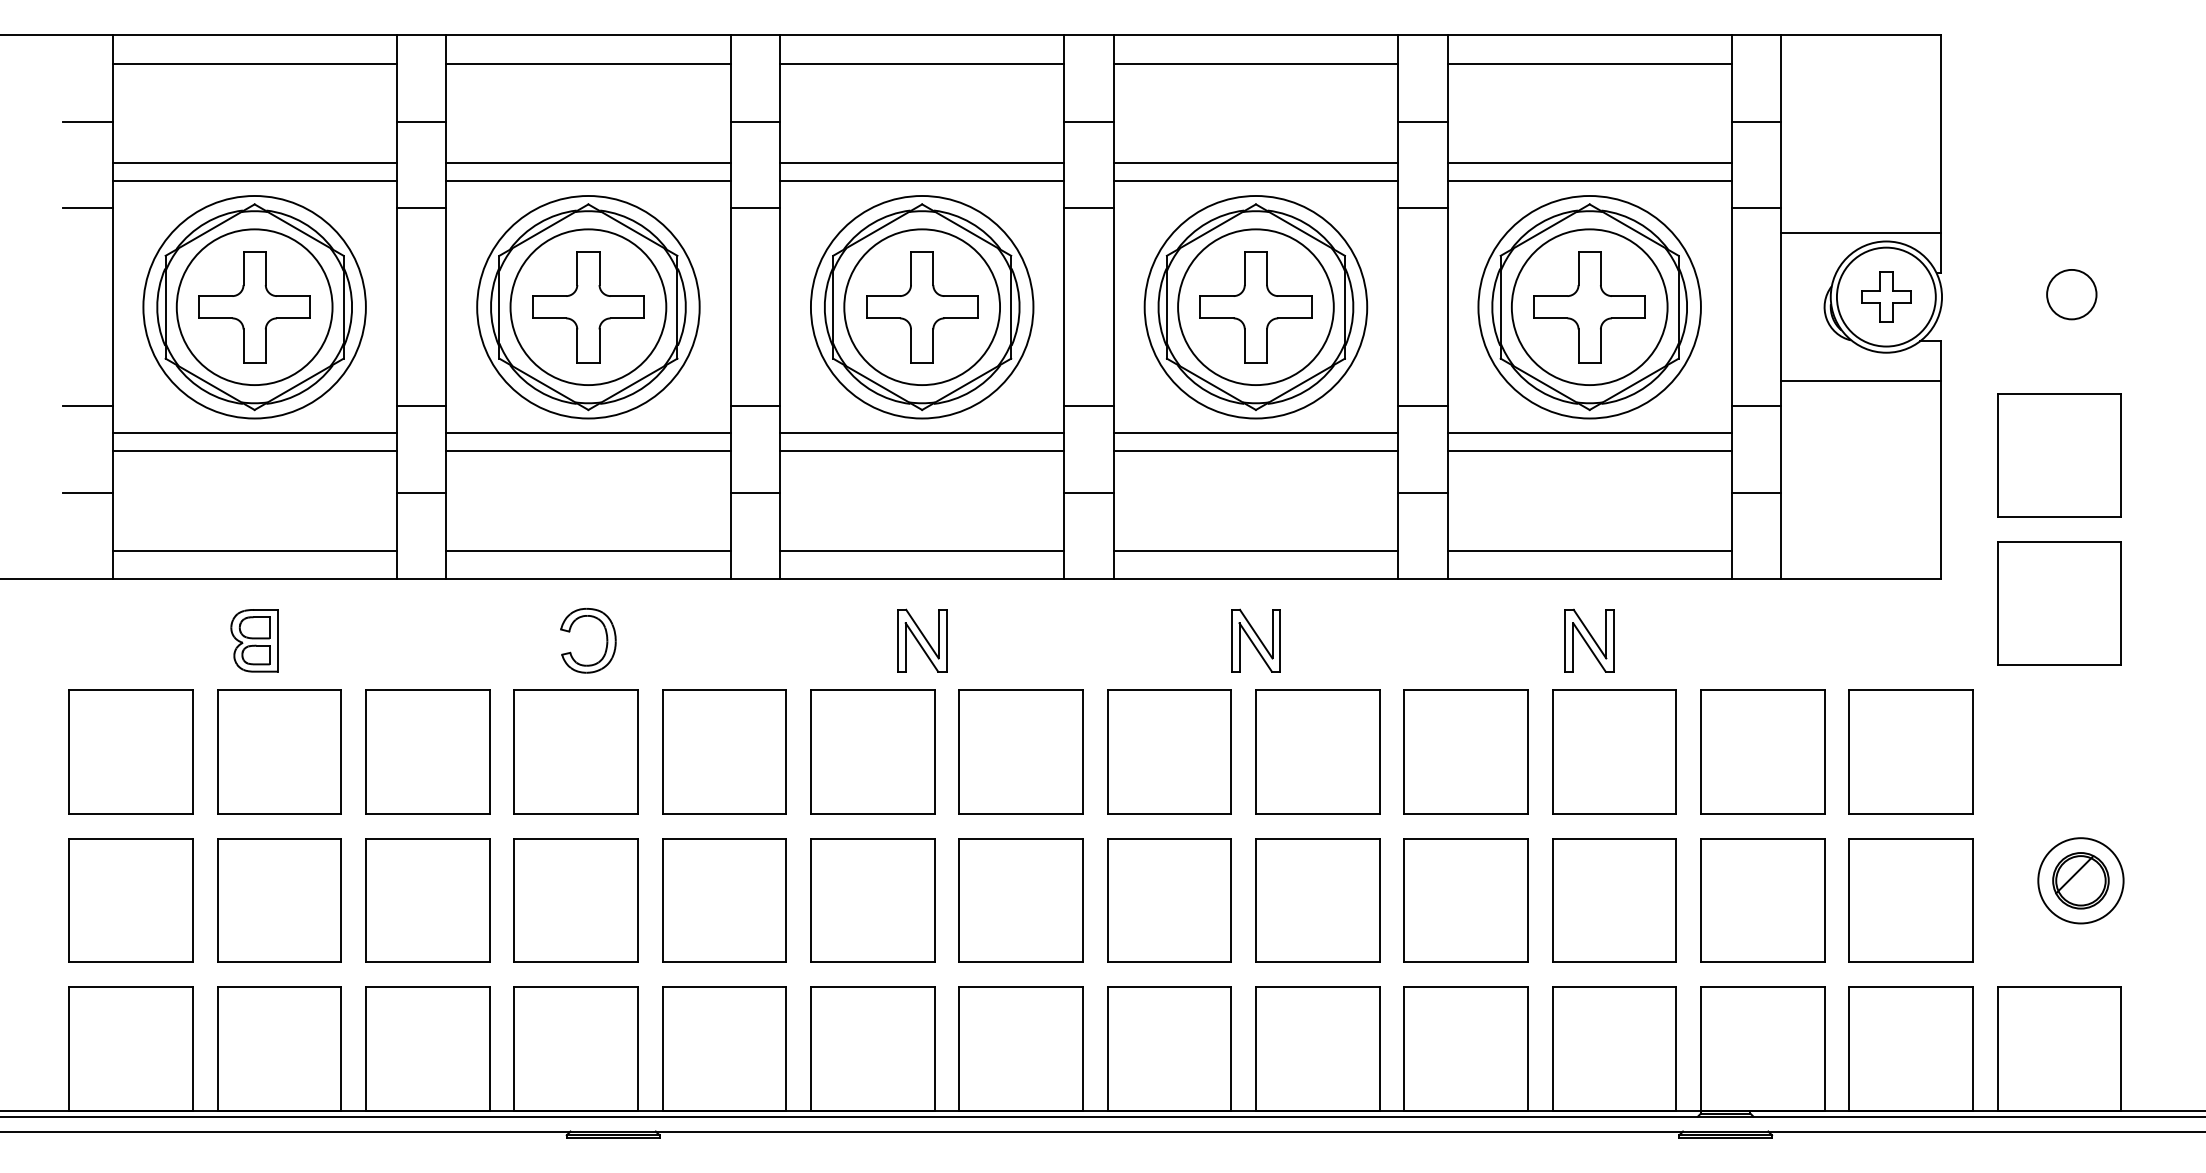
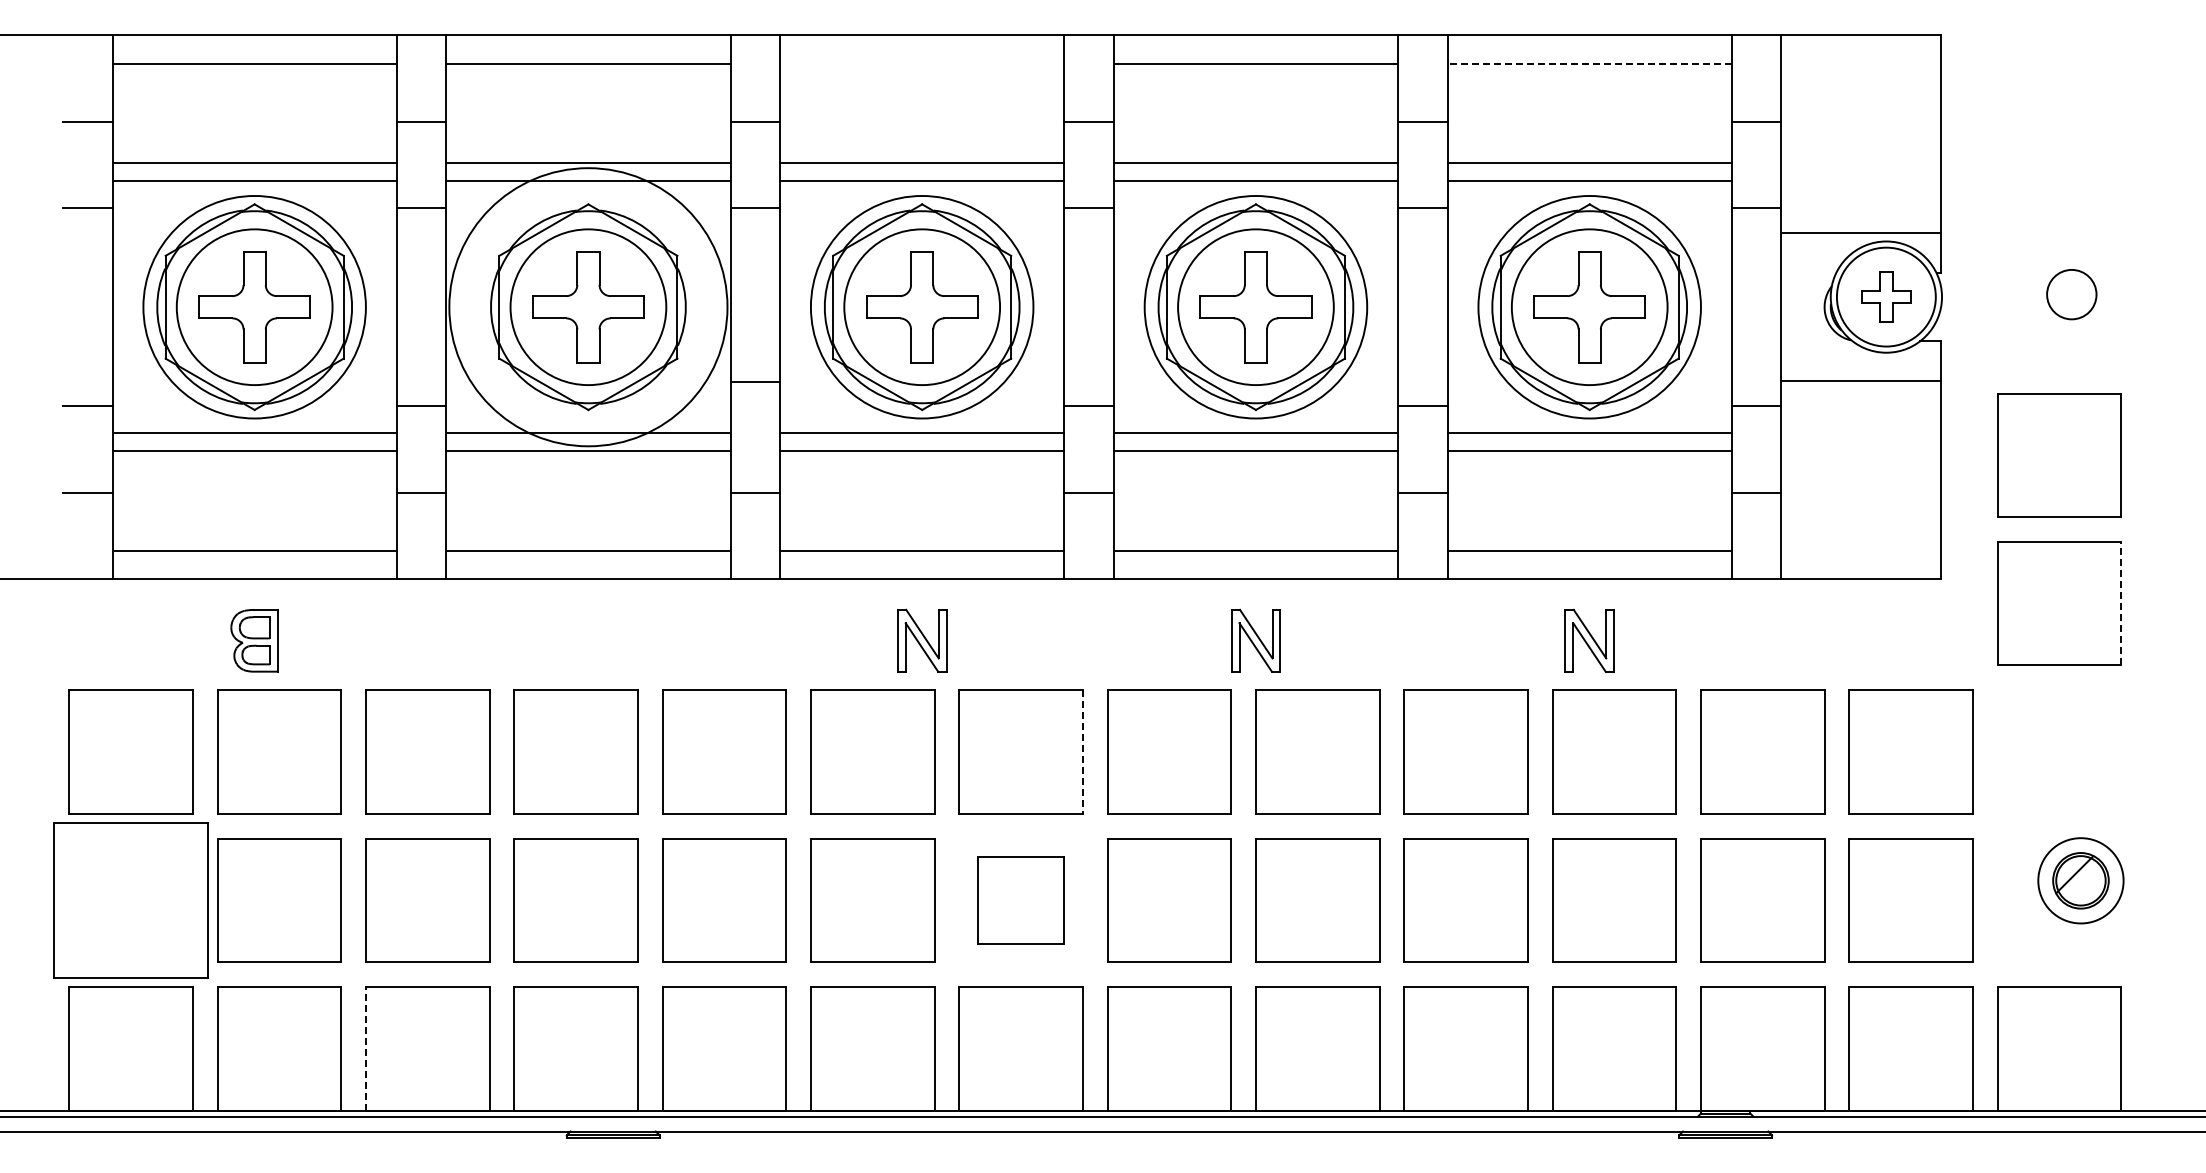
line: present -> none (922, 63)
line: solid -> dashed (1589, 63)
circle diameter: 223 px -> 278 px (588, 307)
line position: (755, 406) -> (755, 382) (755, 382)
line: solid -> dashed (2121, 603)
part: present -> none (606, 640)
line: solid -> dashed (1082, 752)
part size: 126x125 px -> 156x157 px (130, 900)
part size: 126x125 px -> 88x89 px (1020, 900)
line: solid -> dashed (365, 1048)
